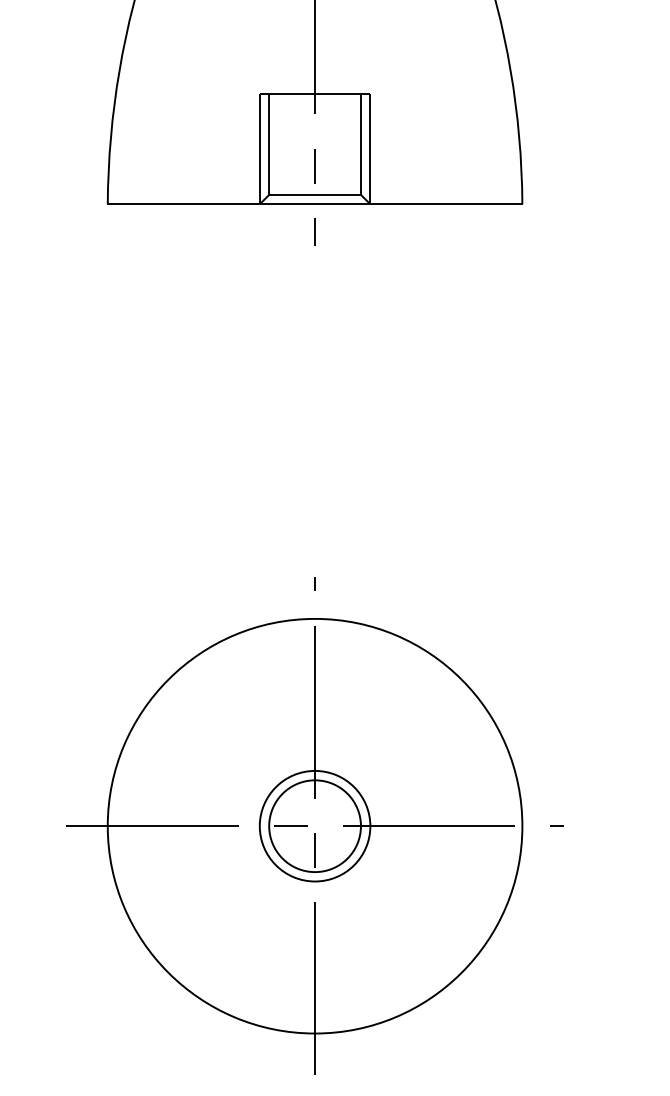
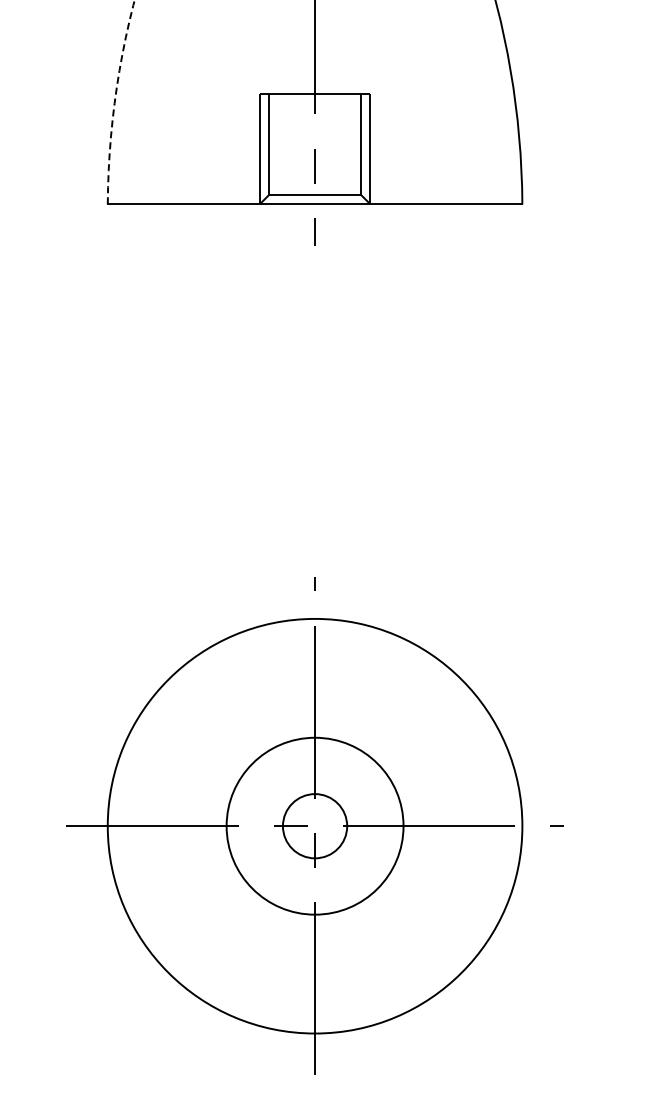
arc: solid -> dashed (114, 101)
circle diameter: 111 px -> 177 px (314, 825)
circle diameter: 92 px -> 64 px (314, 826)
